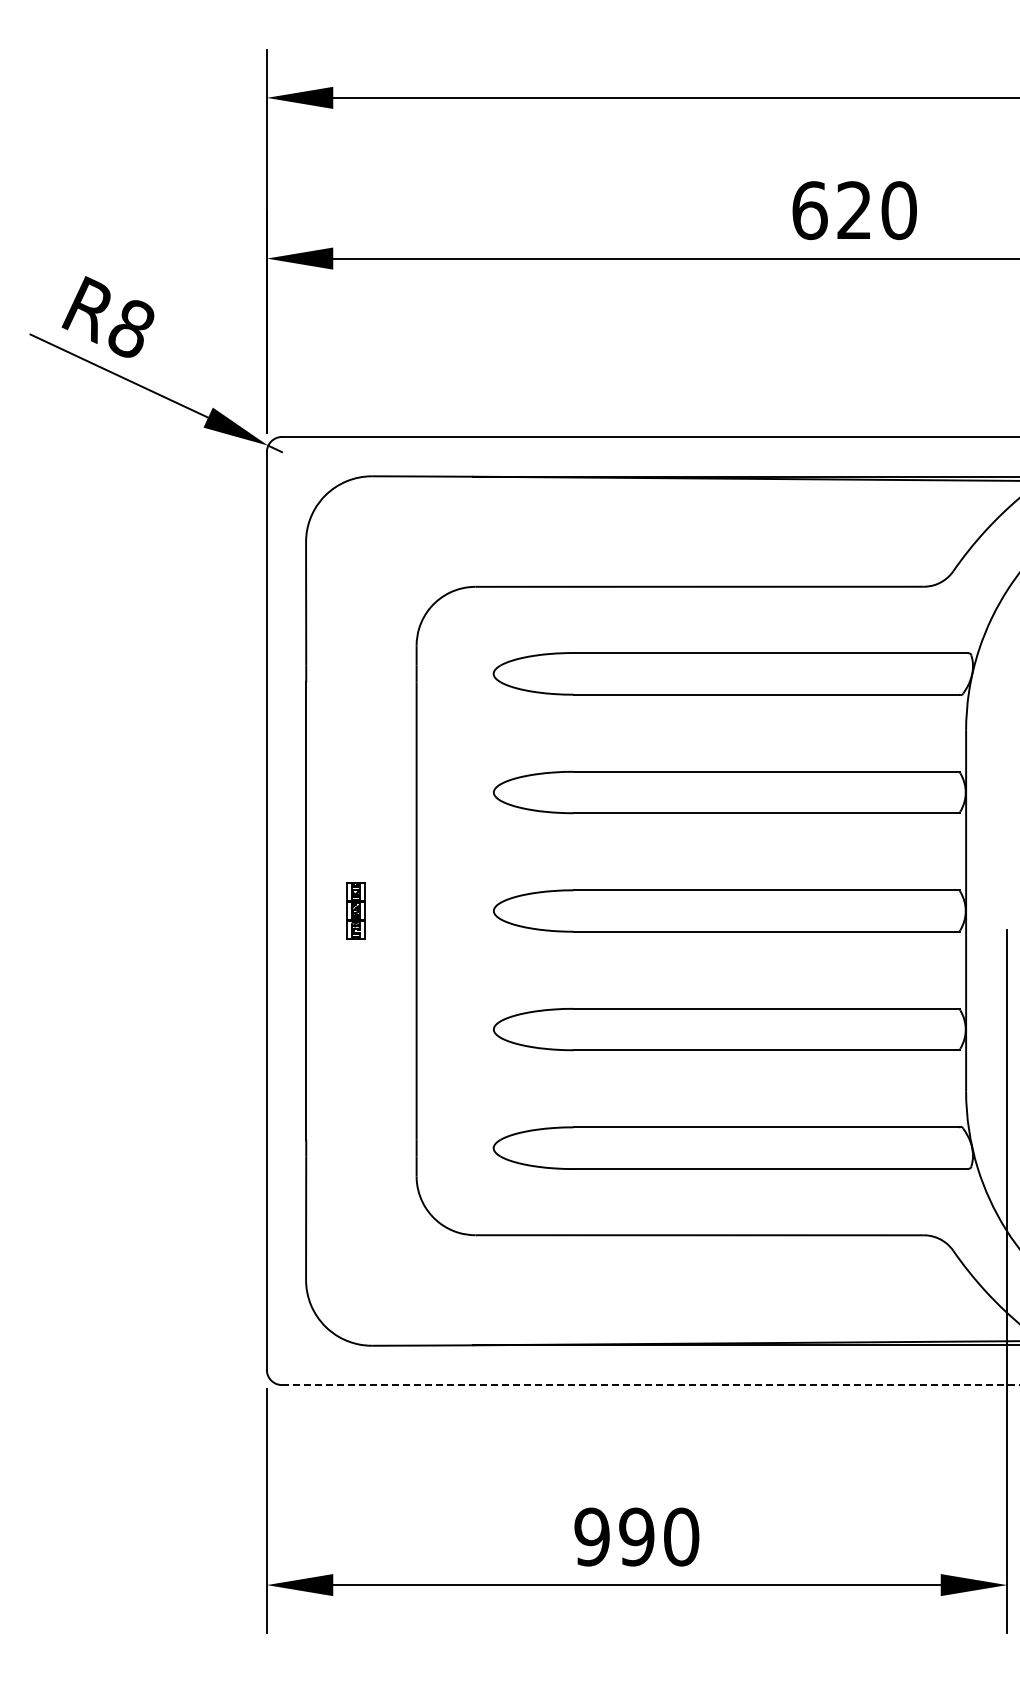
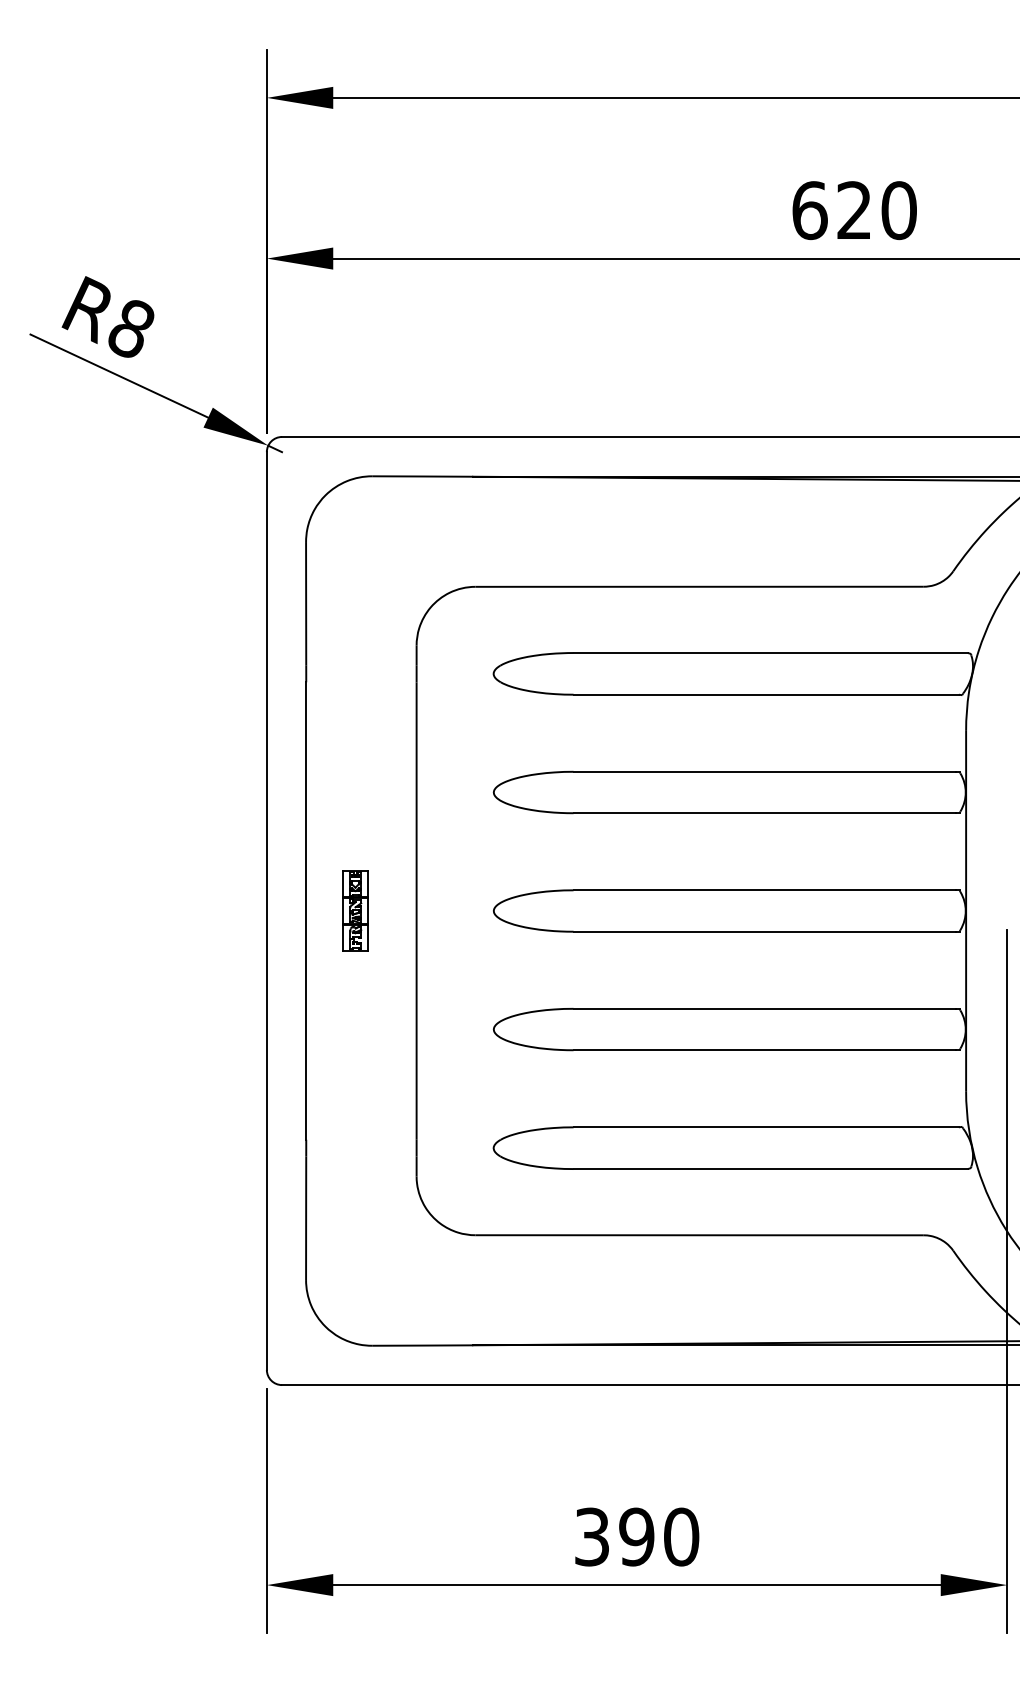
part size: 20x58 px -> 27x82 px (355, 910)
line: dashed -> solid (650, 1385)
text: 990 -> 390 (591, 1536)
